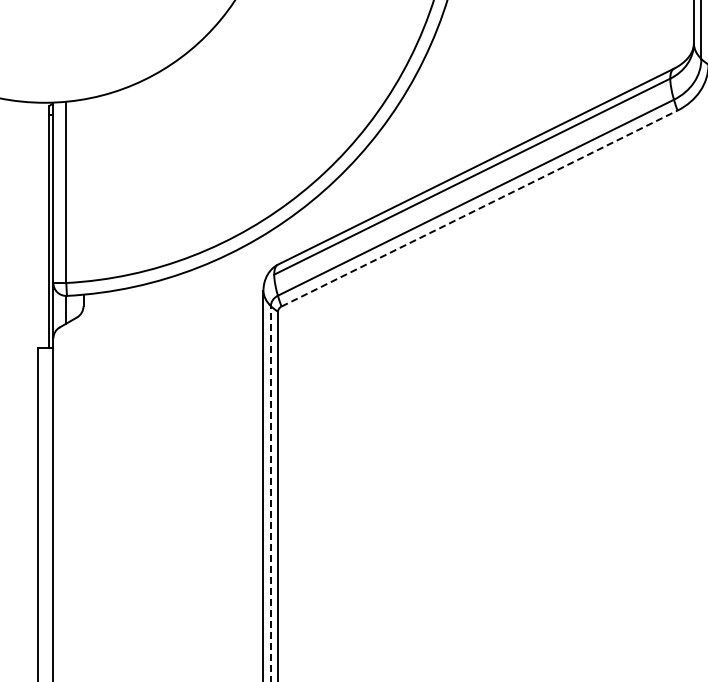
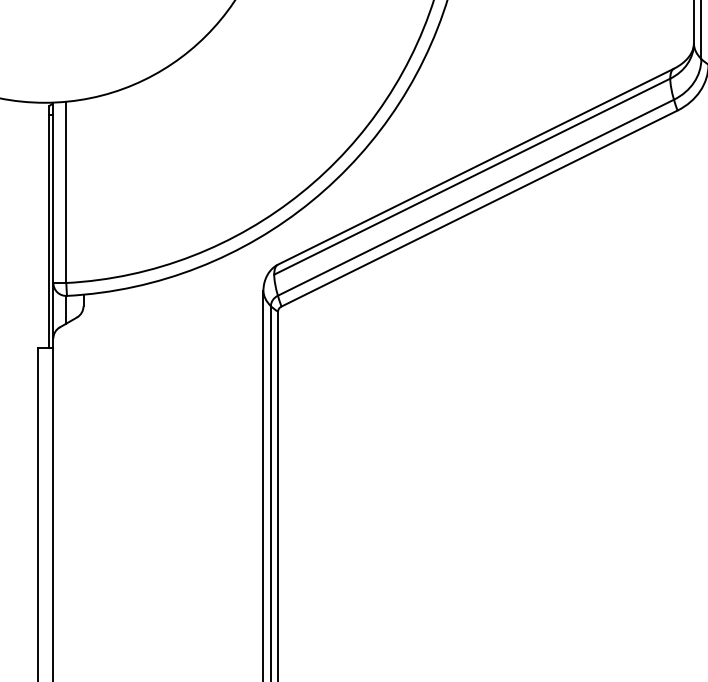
line: dashed -> solid (479, 208)
line: dashed -> solid (270, 493)
